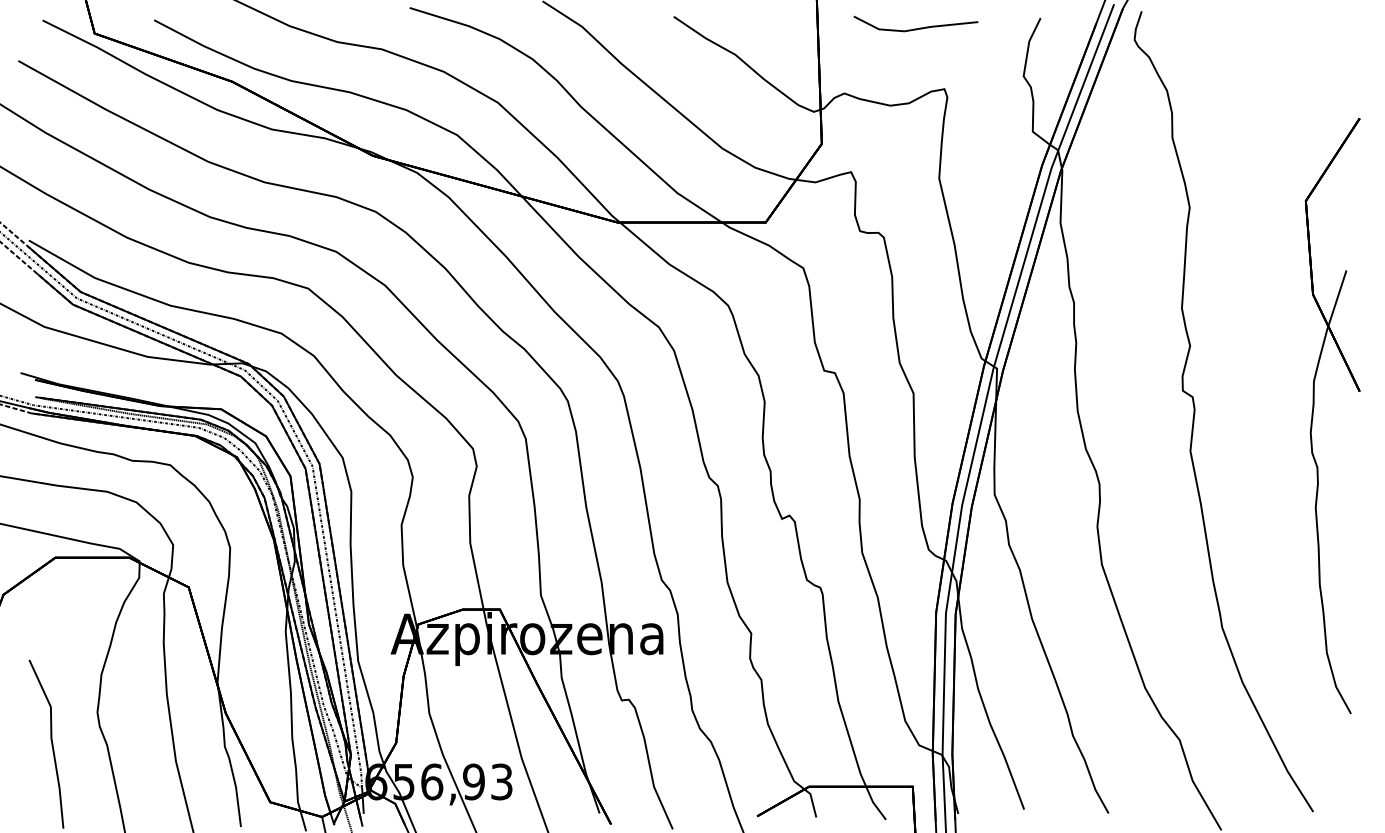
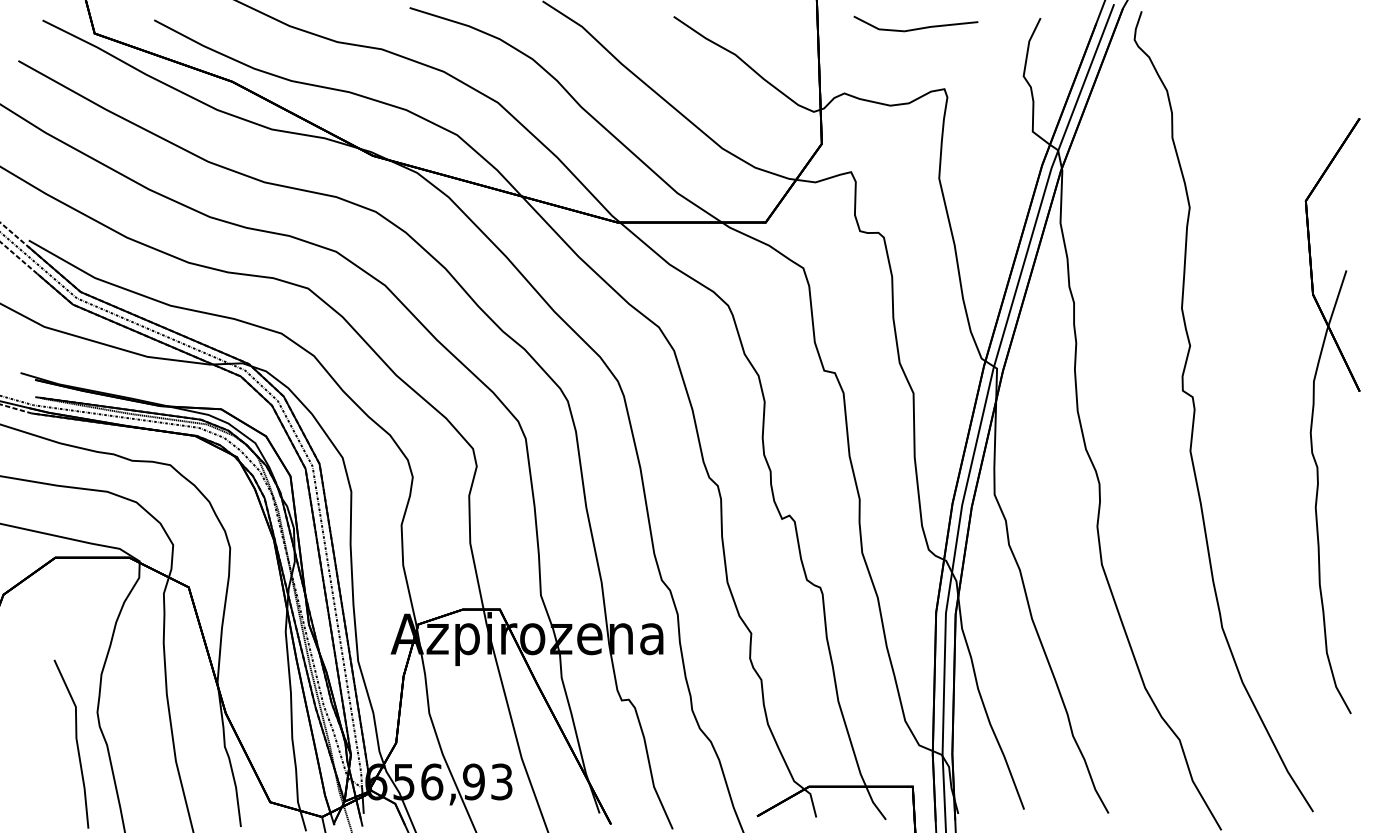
line position: (50, 740) -> (75, 740) (75, 740)
